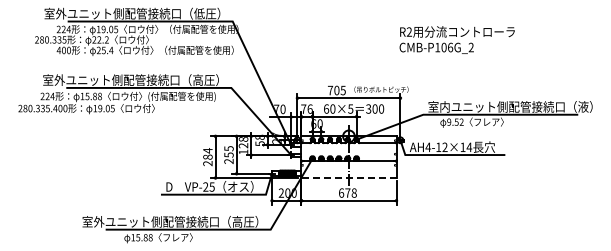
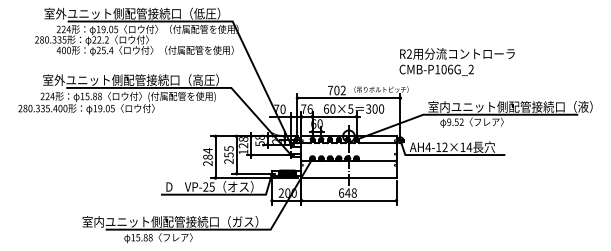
text position: (456, 39) -> (456, 61) (456, 61)
text: 705 -> 702 (342, 90)
line: dashed -> solid (348, 178)
text: 678 -> 648 (347, 192)
text: 室外ユニット側配管接続口（高圧） -> 室内ユニット側配管接続口（ガス） (174, 221)
